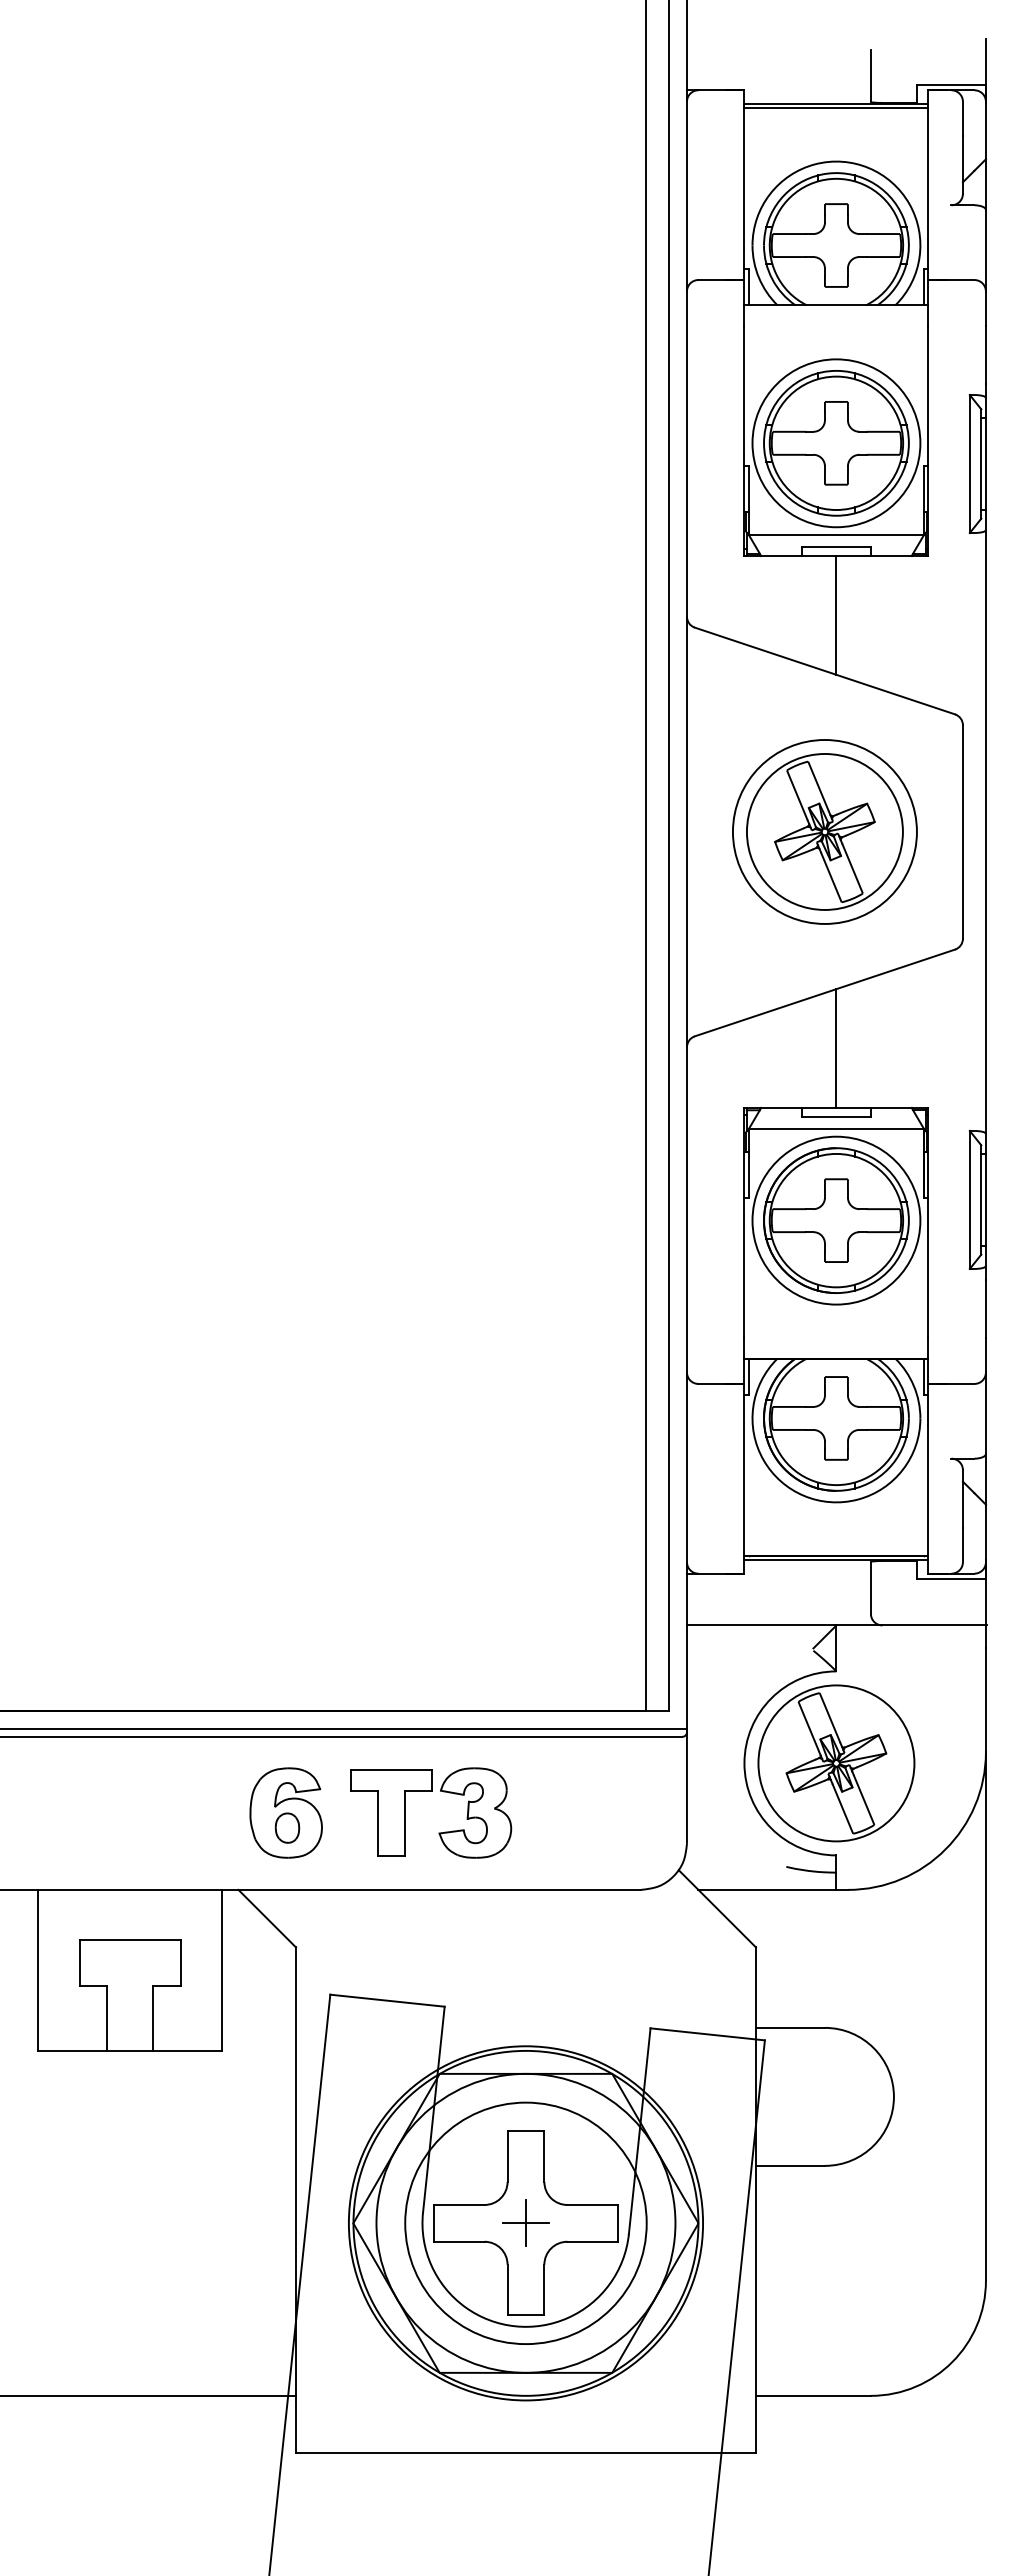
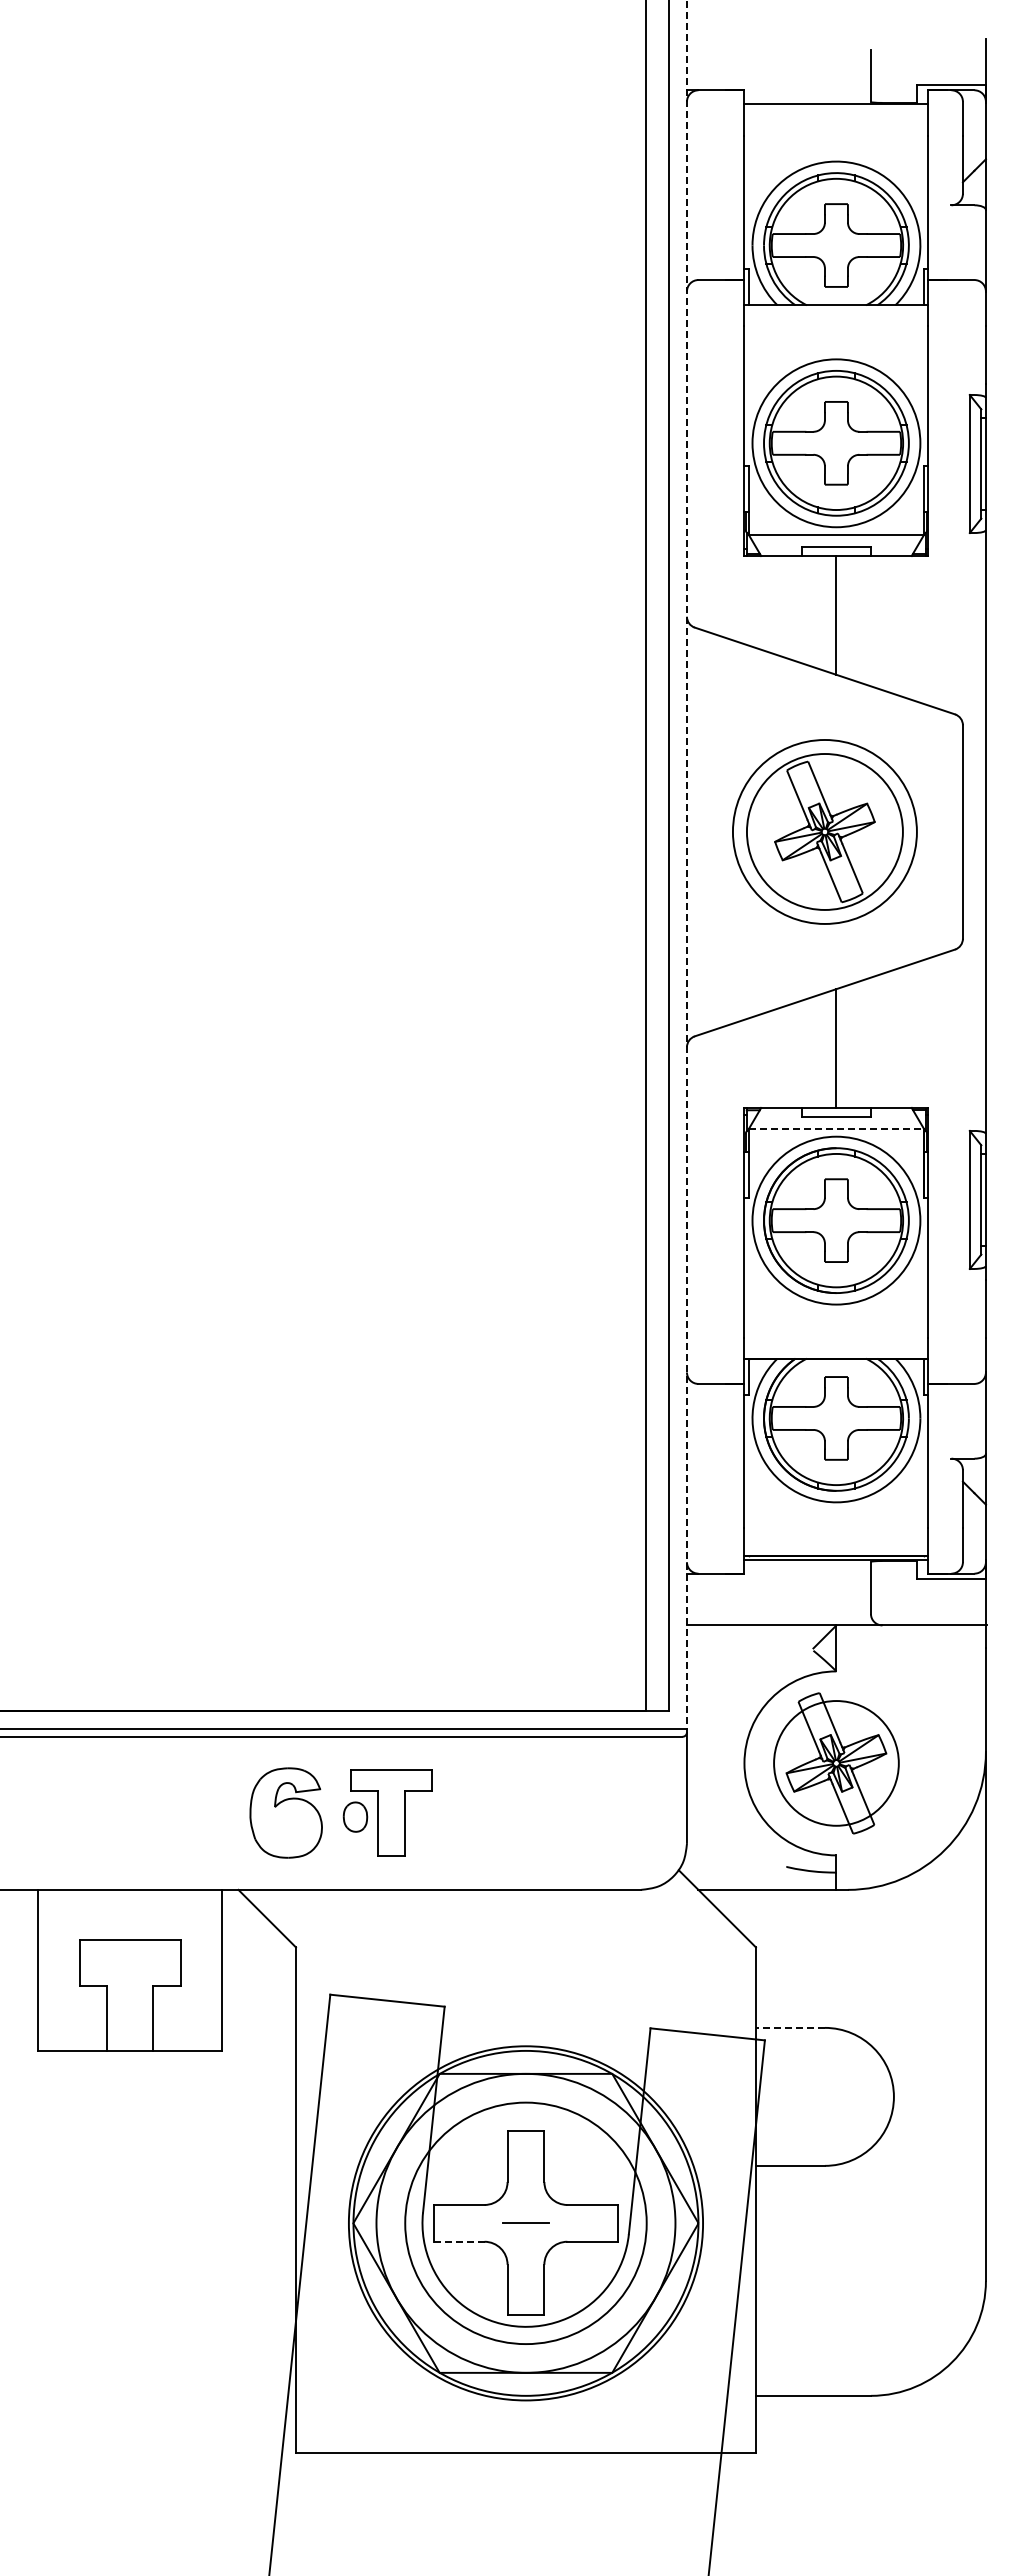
line: present -> none (836, 107)
line: solid -> dashed (686, 864)
line: solid -> dashed (836, 1128)
circle diameter: 156 px -> 125 px (836, 1763)
part: present -> none (475, 1812)
part position: (287, 1827) -> (355, 1816) (355, 1816)
line: solid -> dashed (789, 2027)
line: present -> none (525, 2223)
line: solid -> dashed (459, 2241)
line: present -> none (148, 2395)
